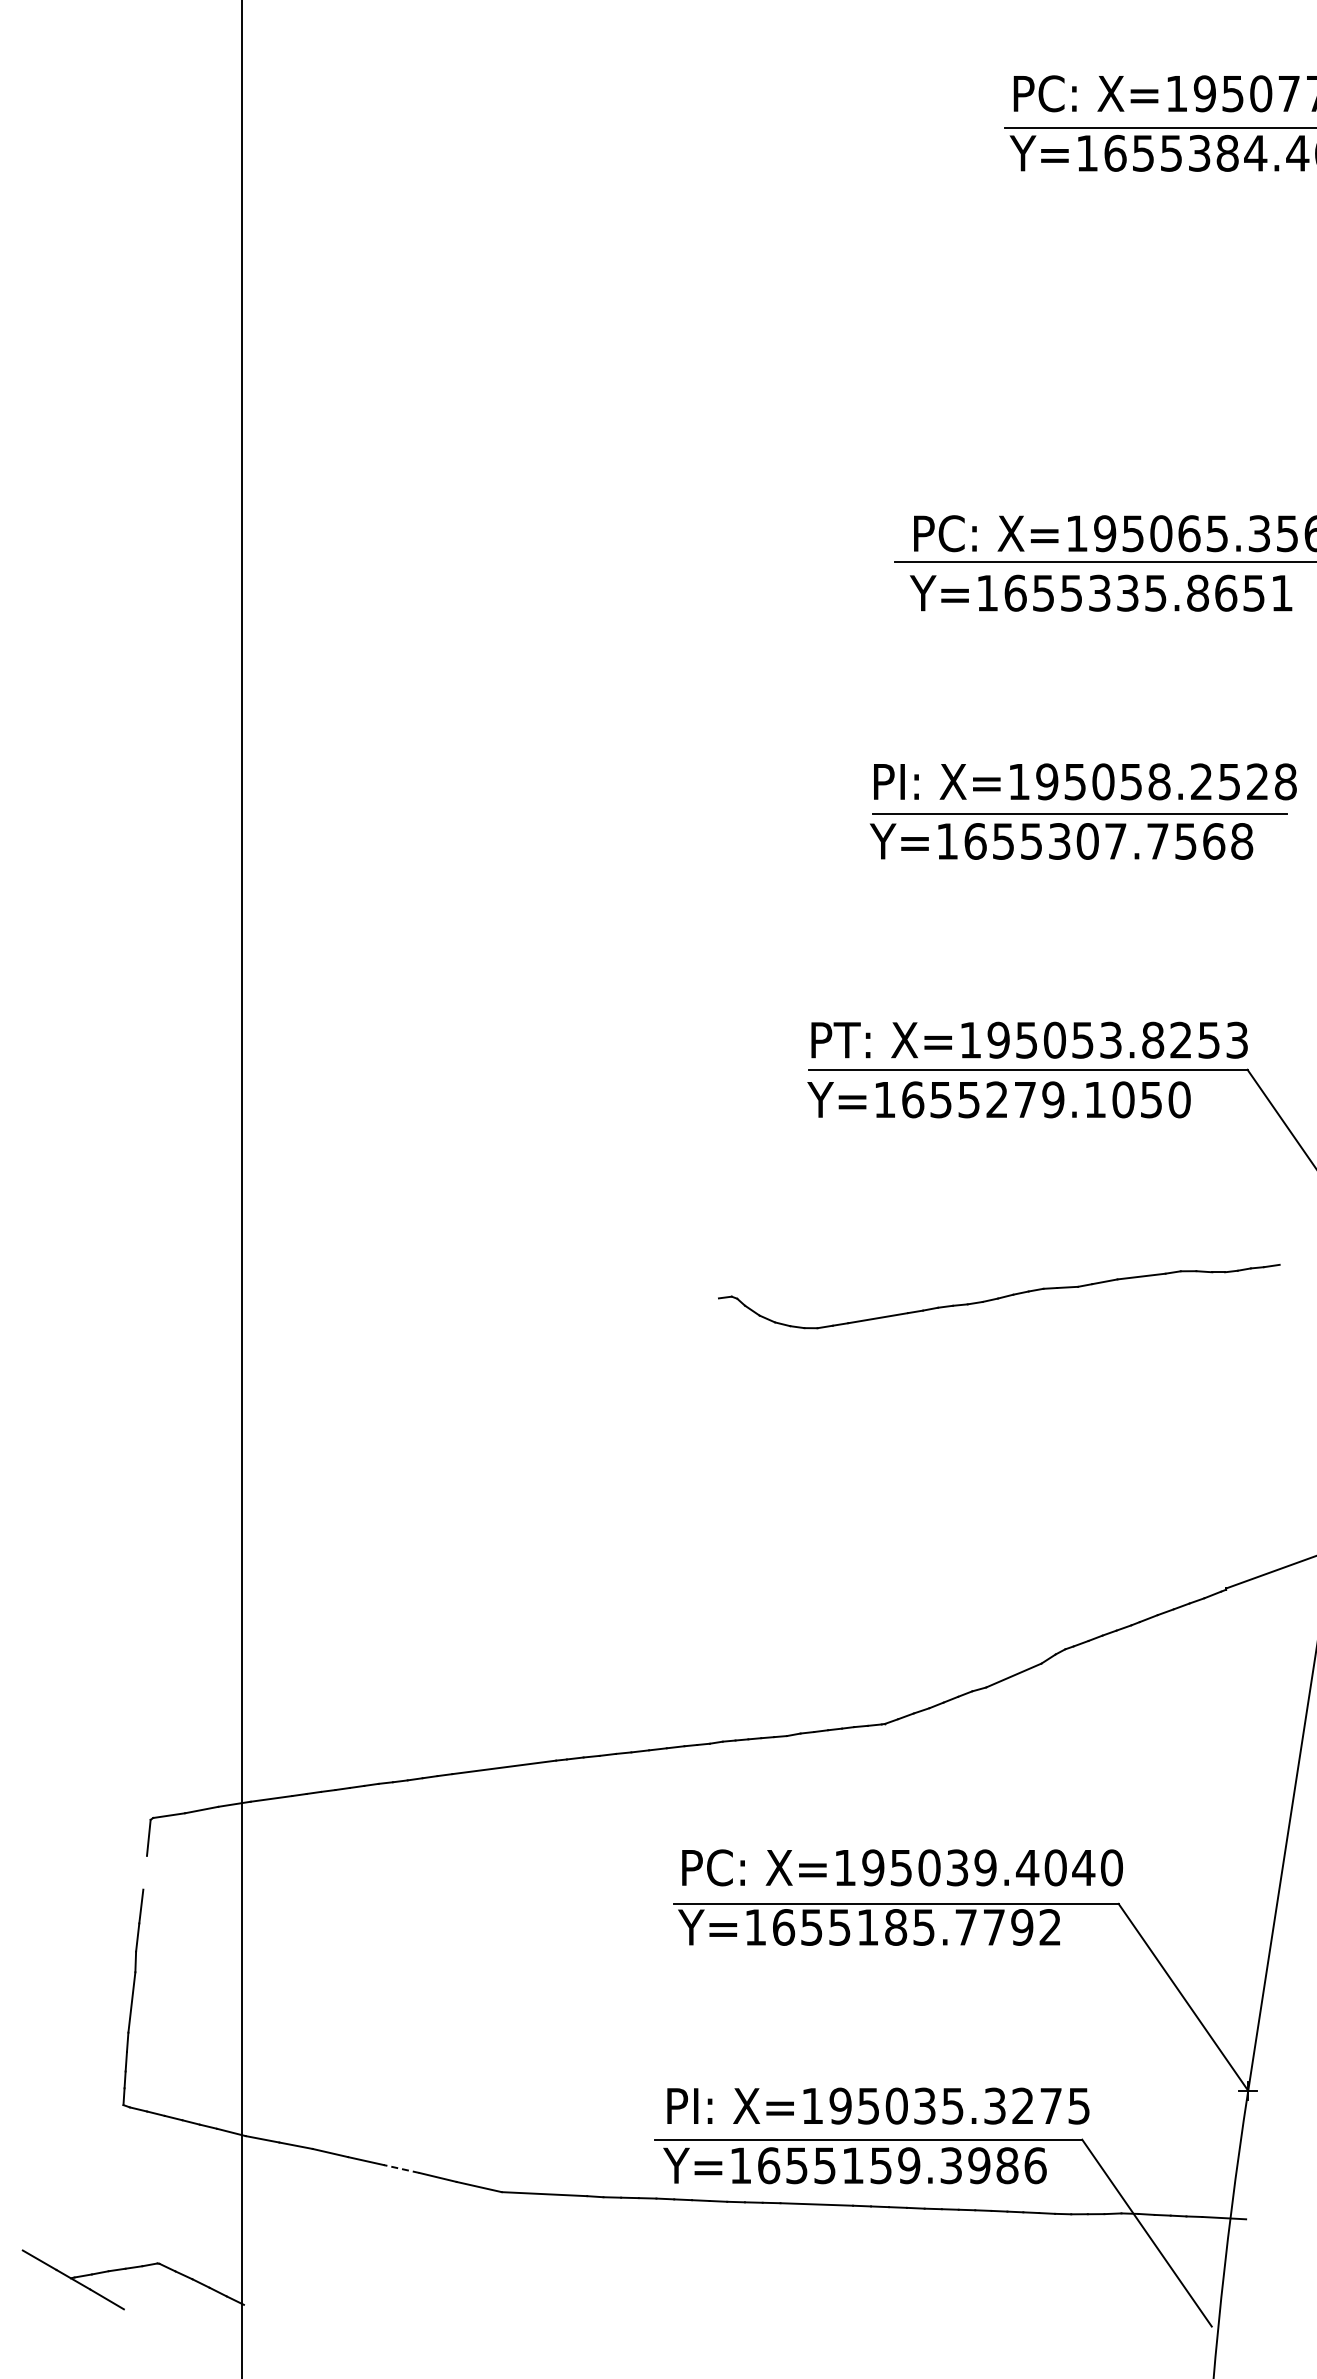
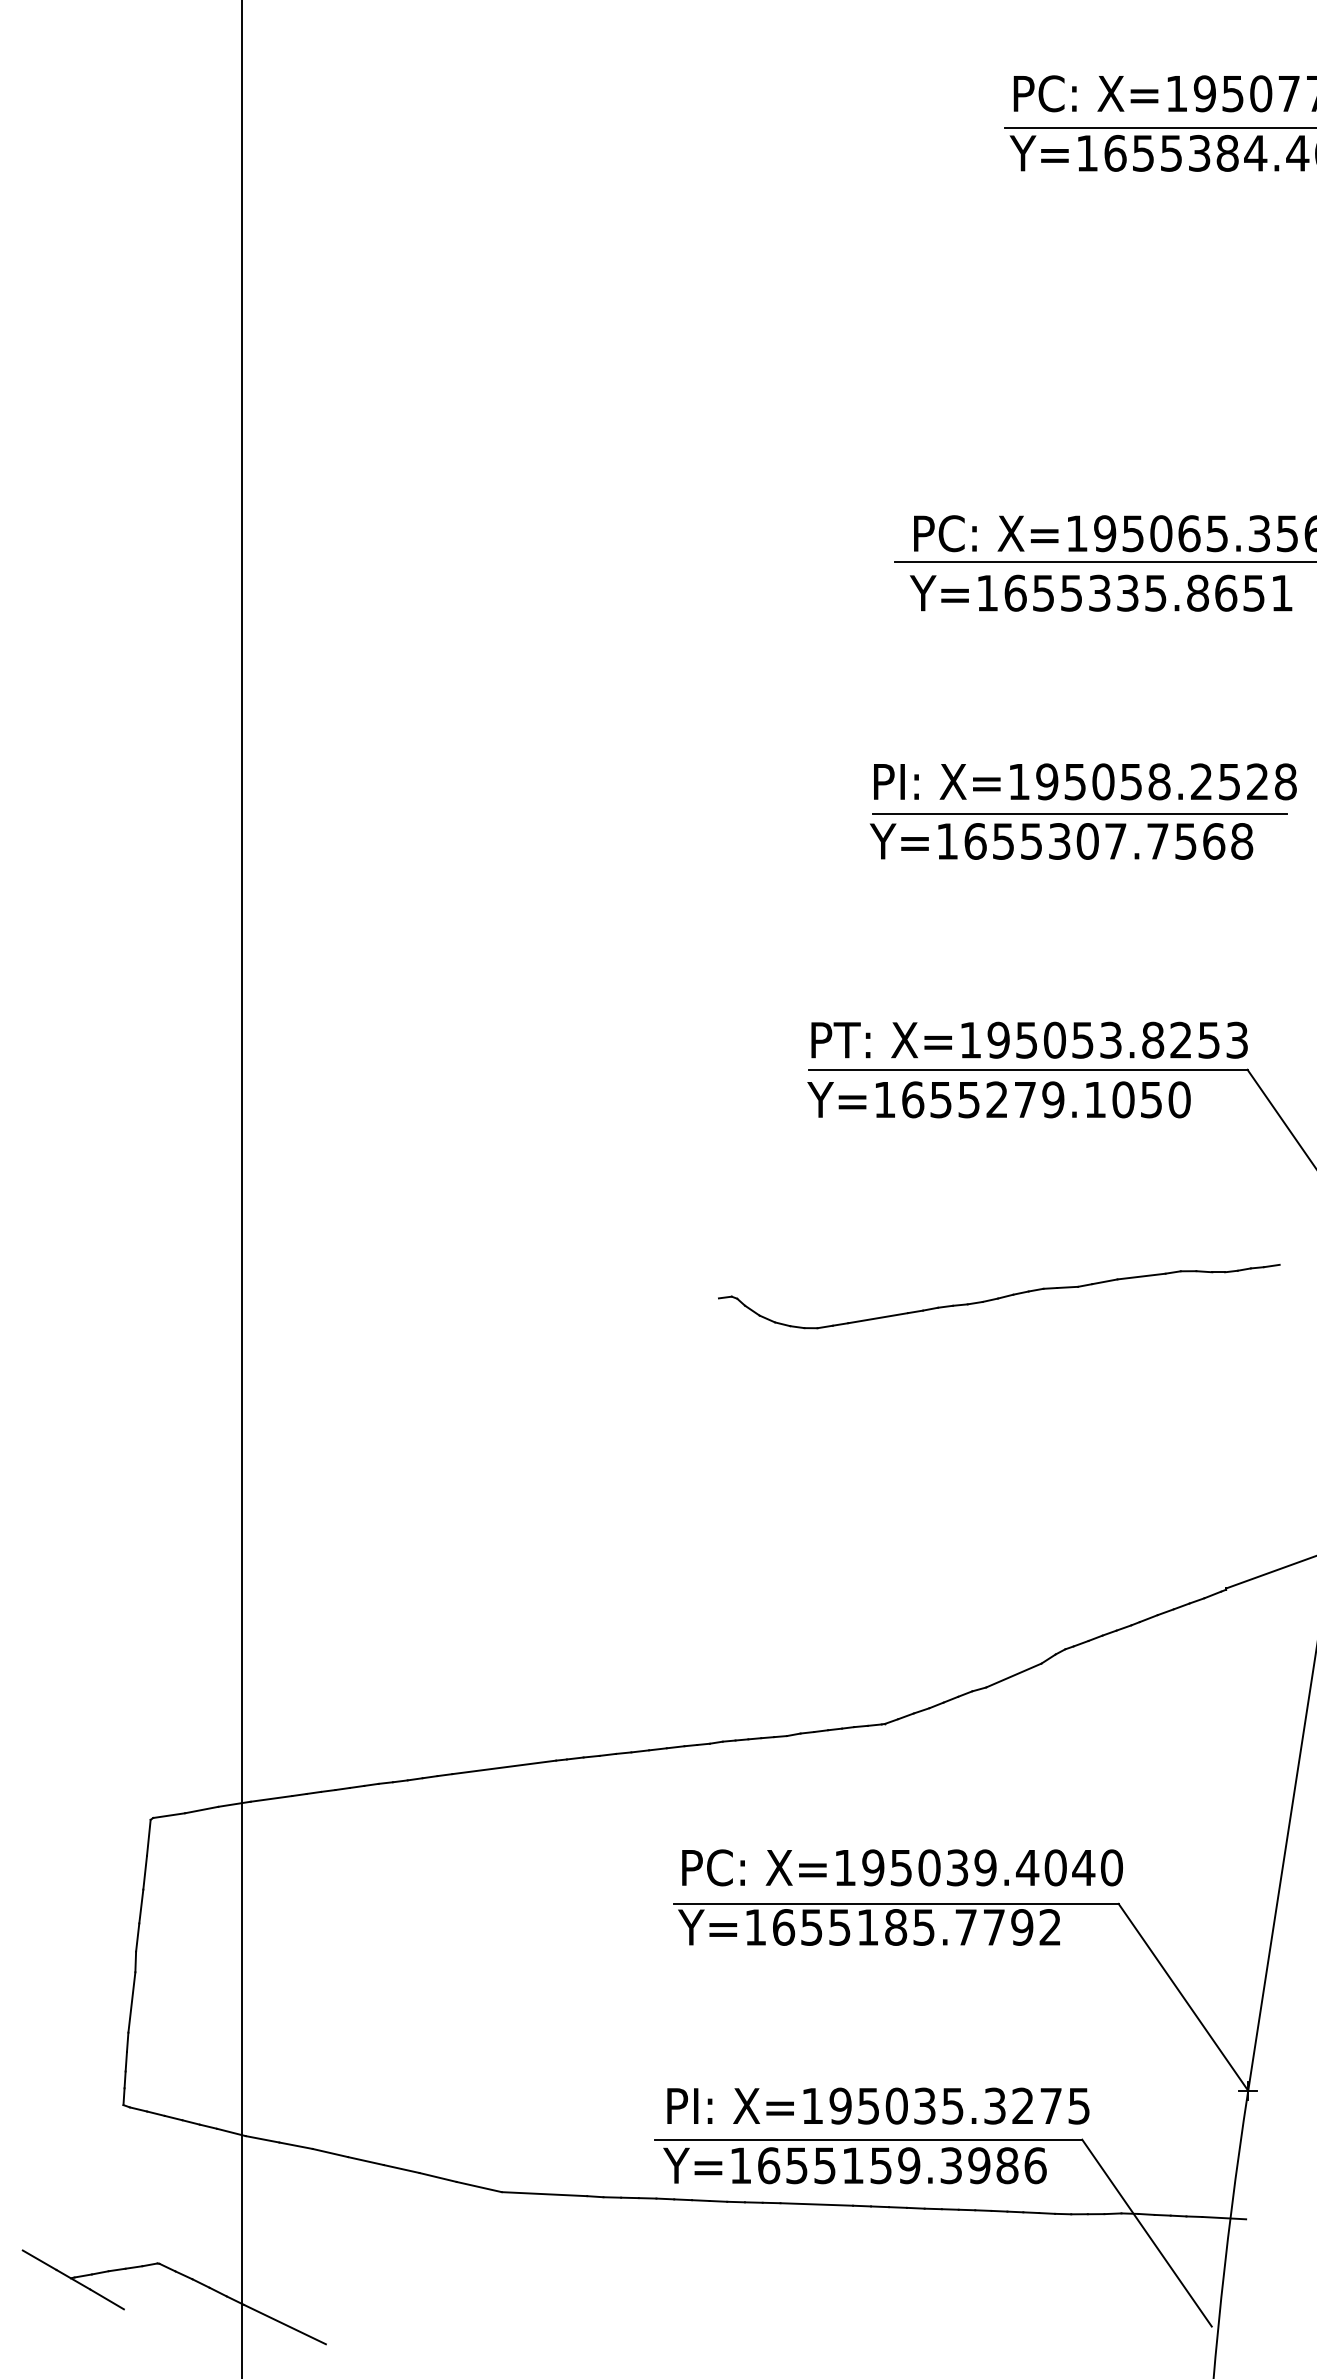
line: none -> present (145, 1872)
line: dashed -> solid (401, 2168)
line: none -> present (284, 2324)
